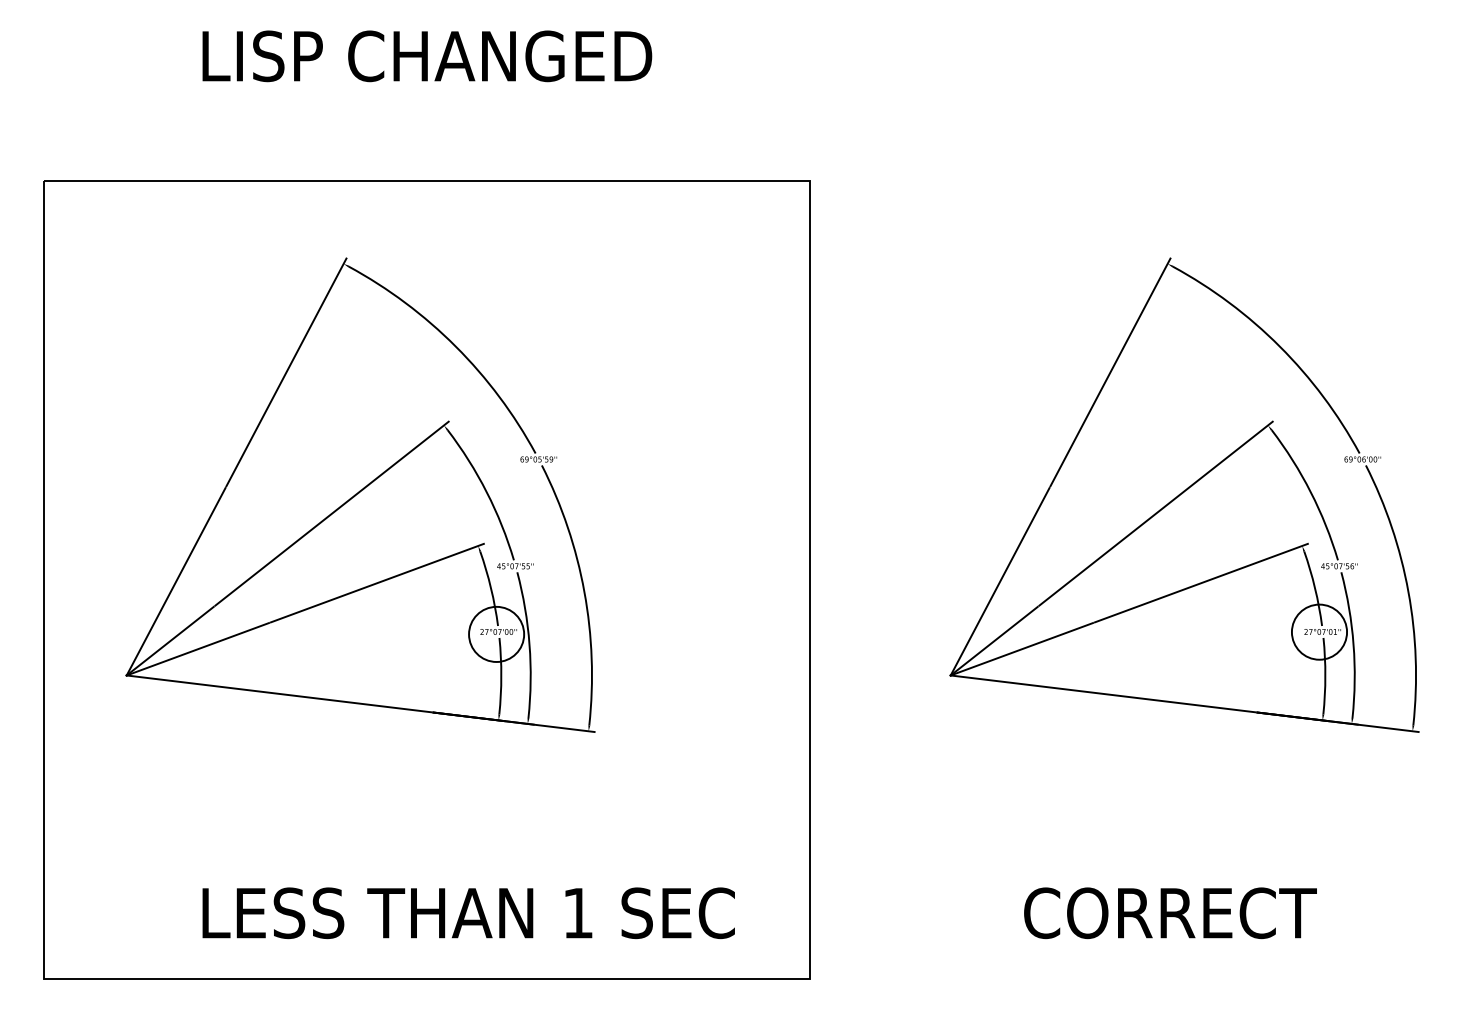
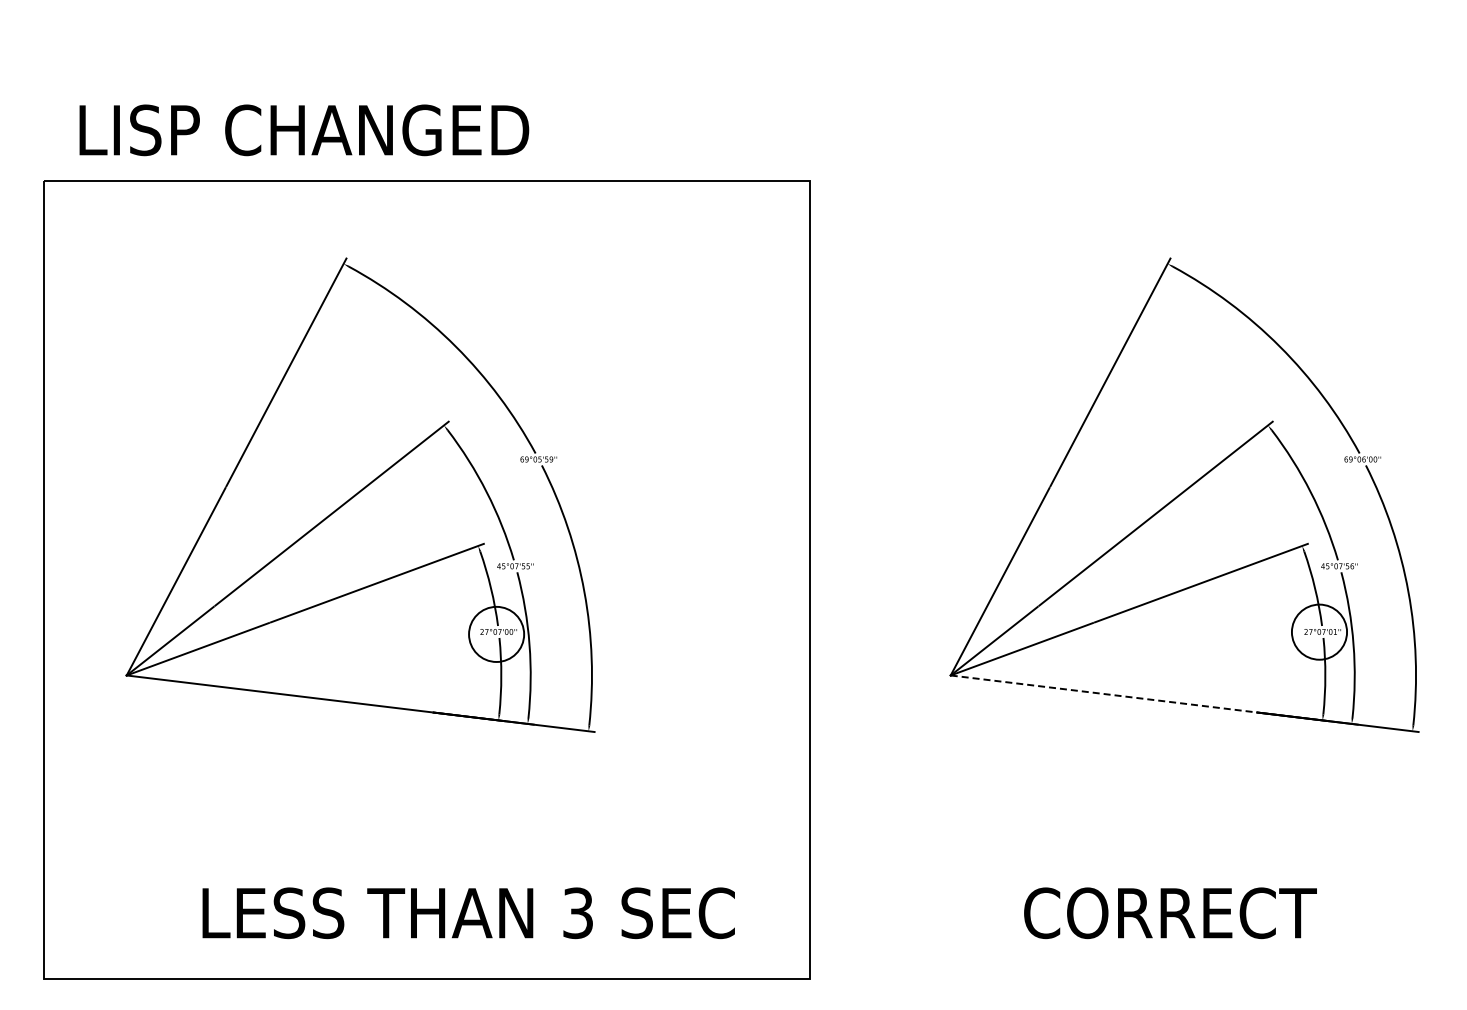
text position: (427, 56) -> (304, 130) (304, 130)
line: solid -> dashed (1103, 693)
text: 1 -> 3 (577, 913)
